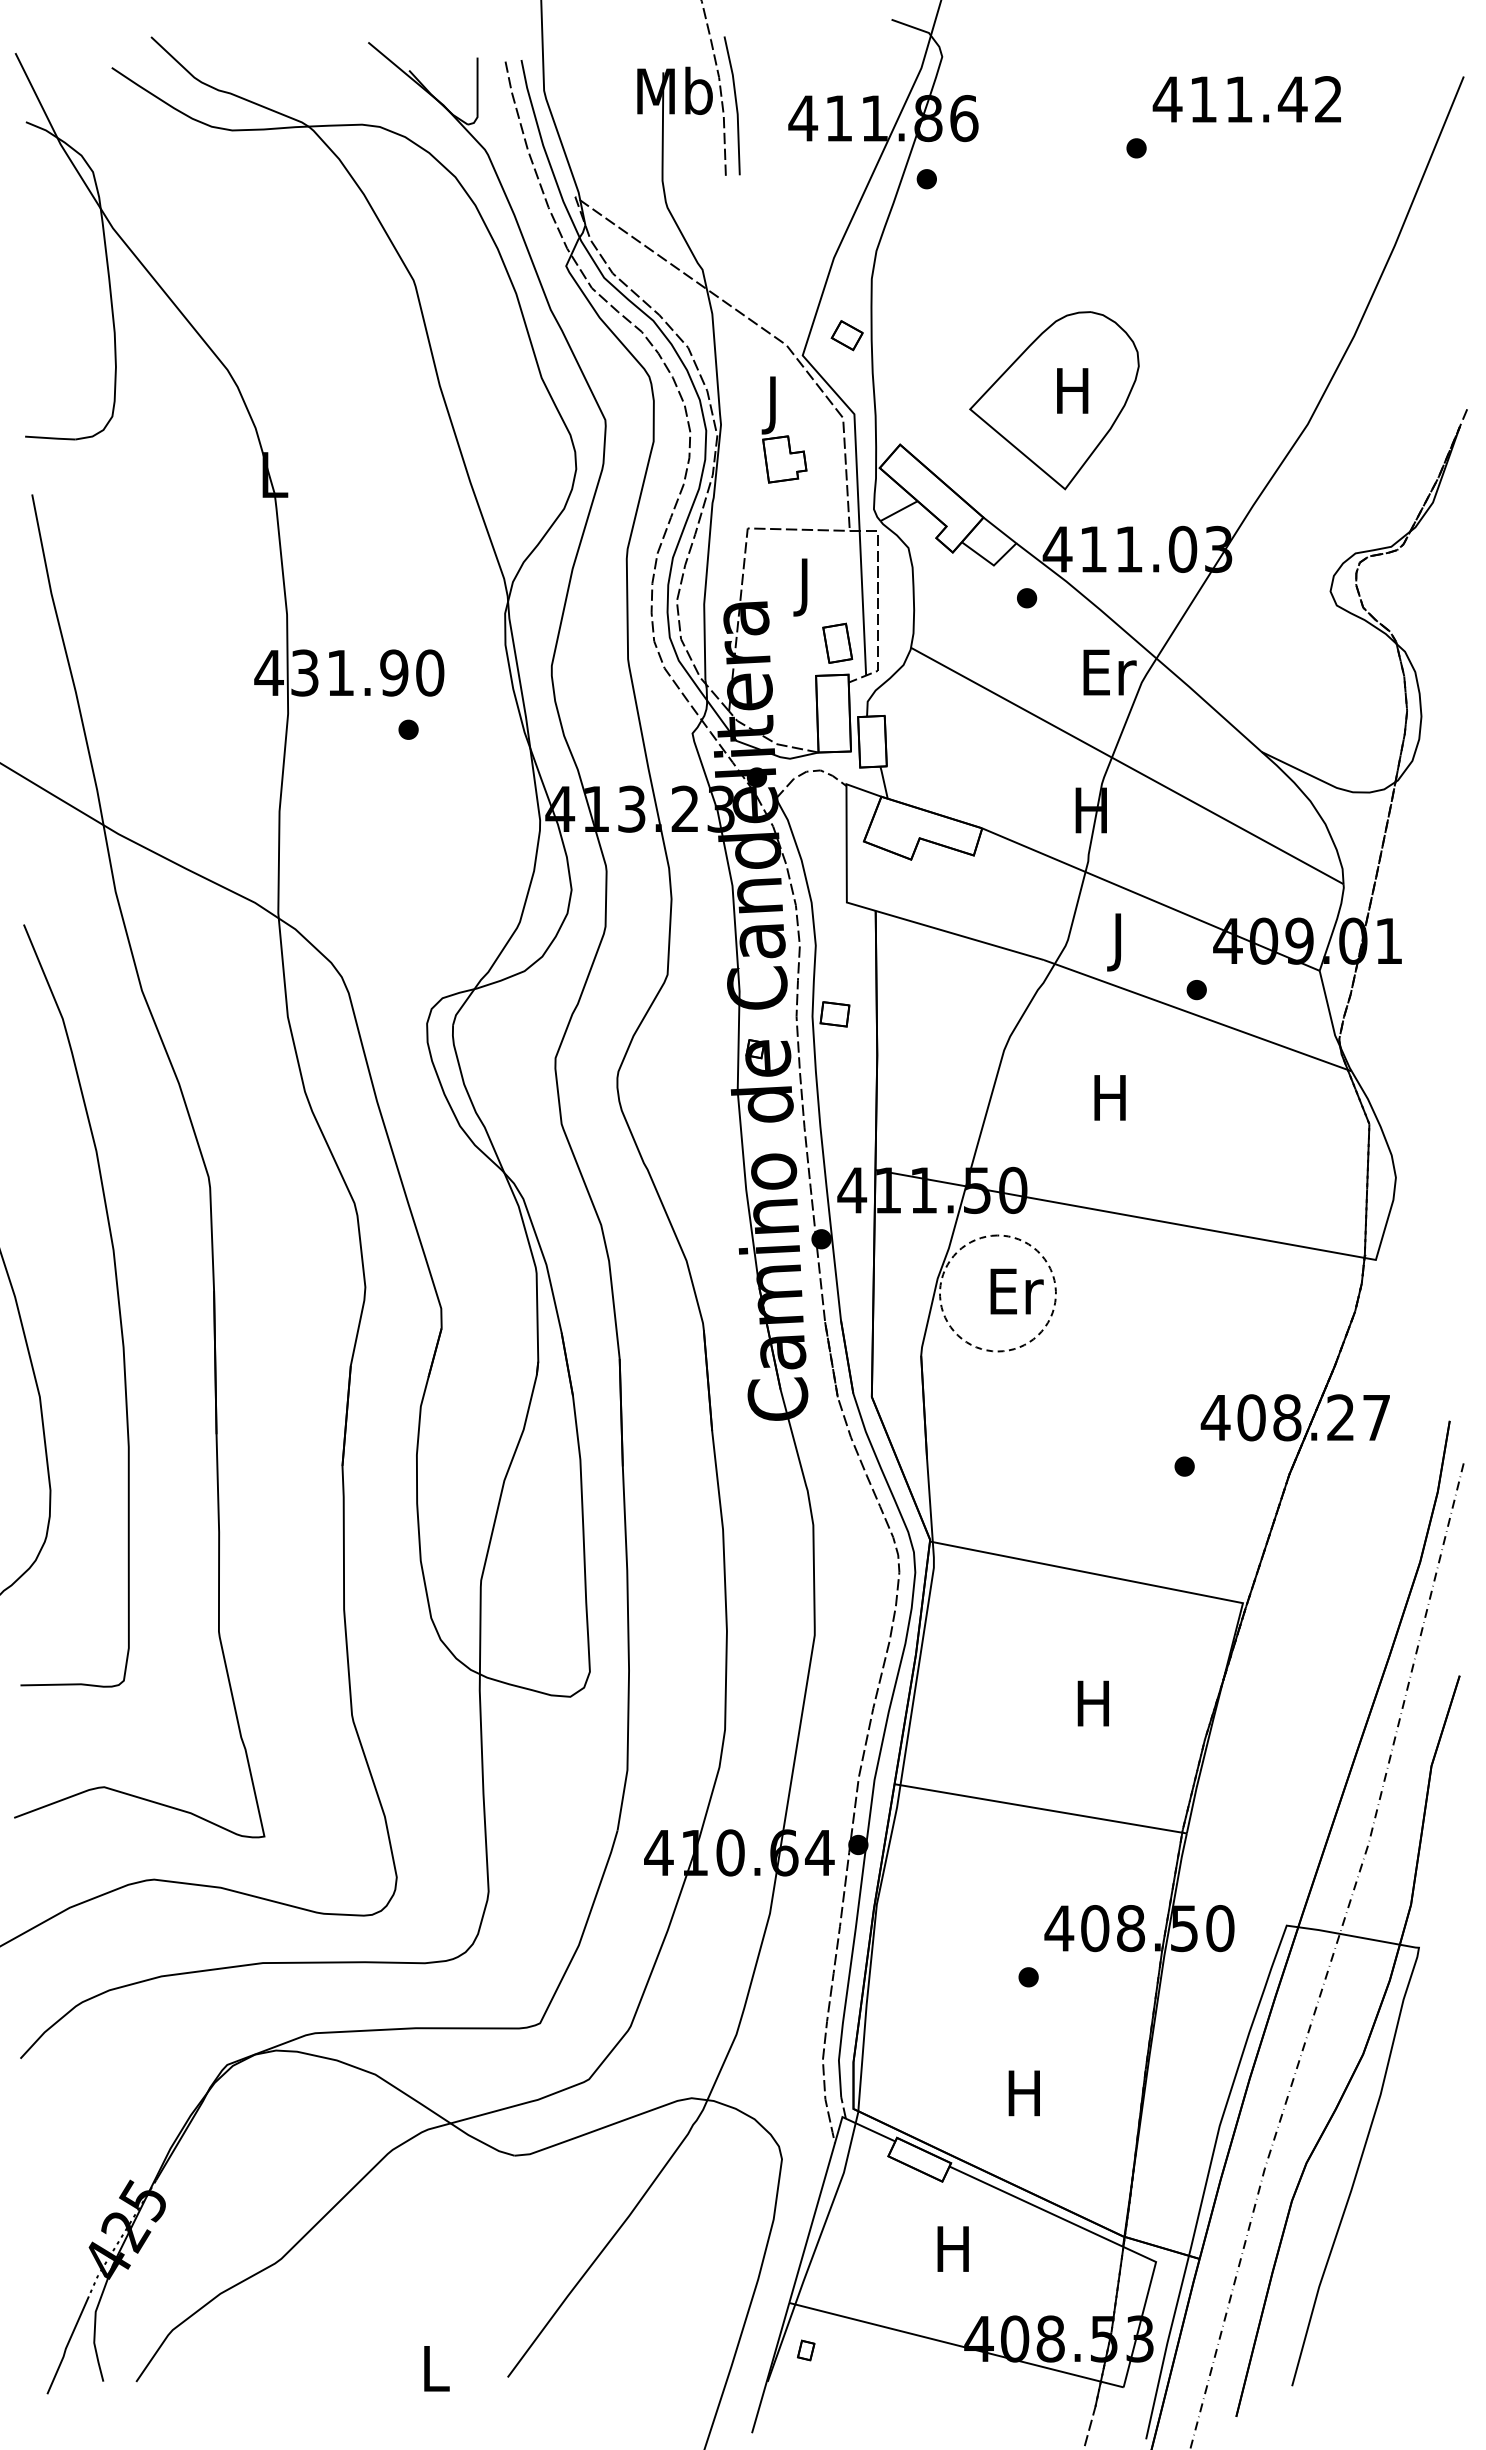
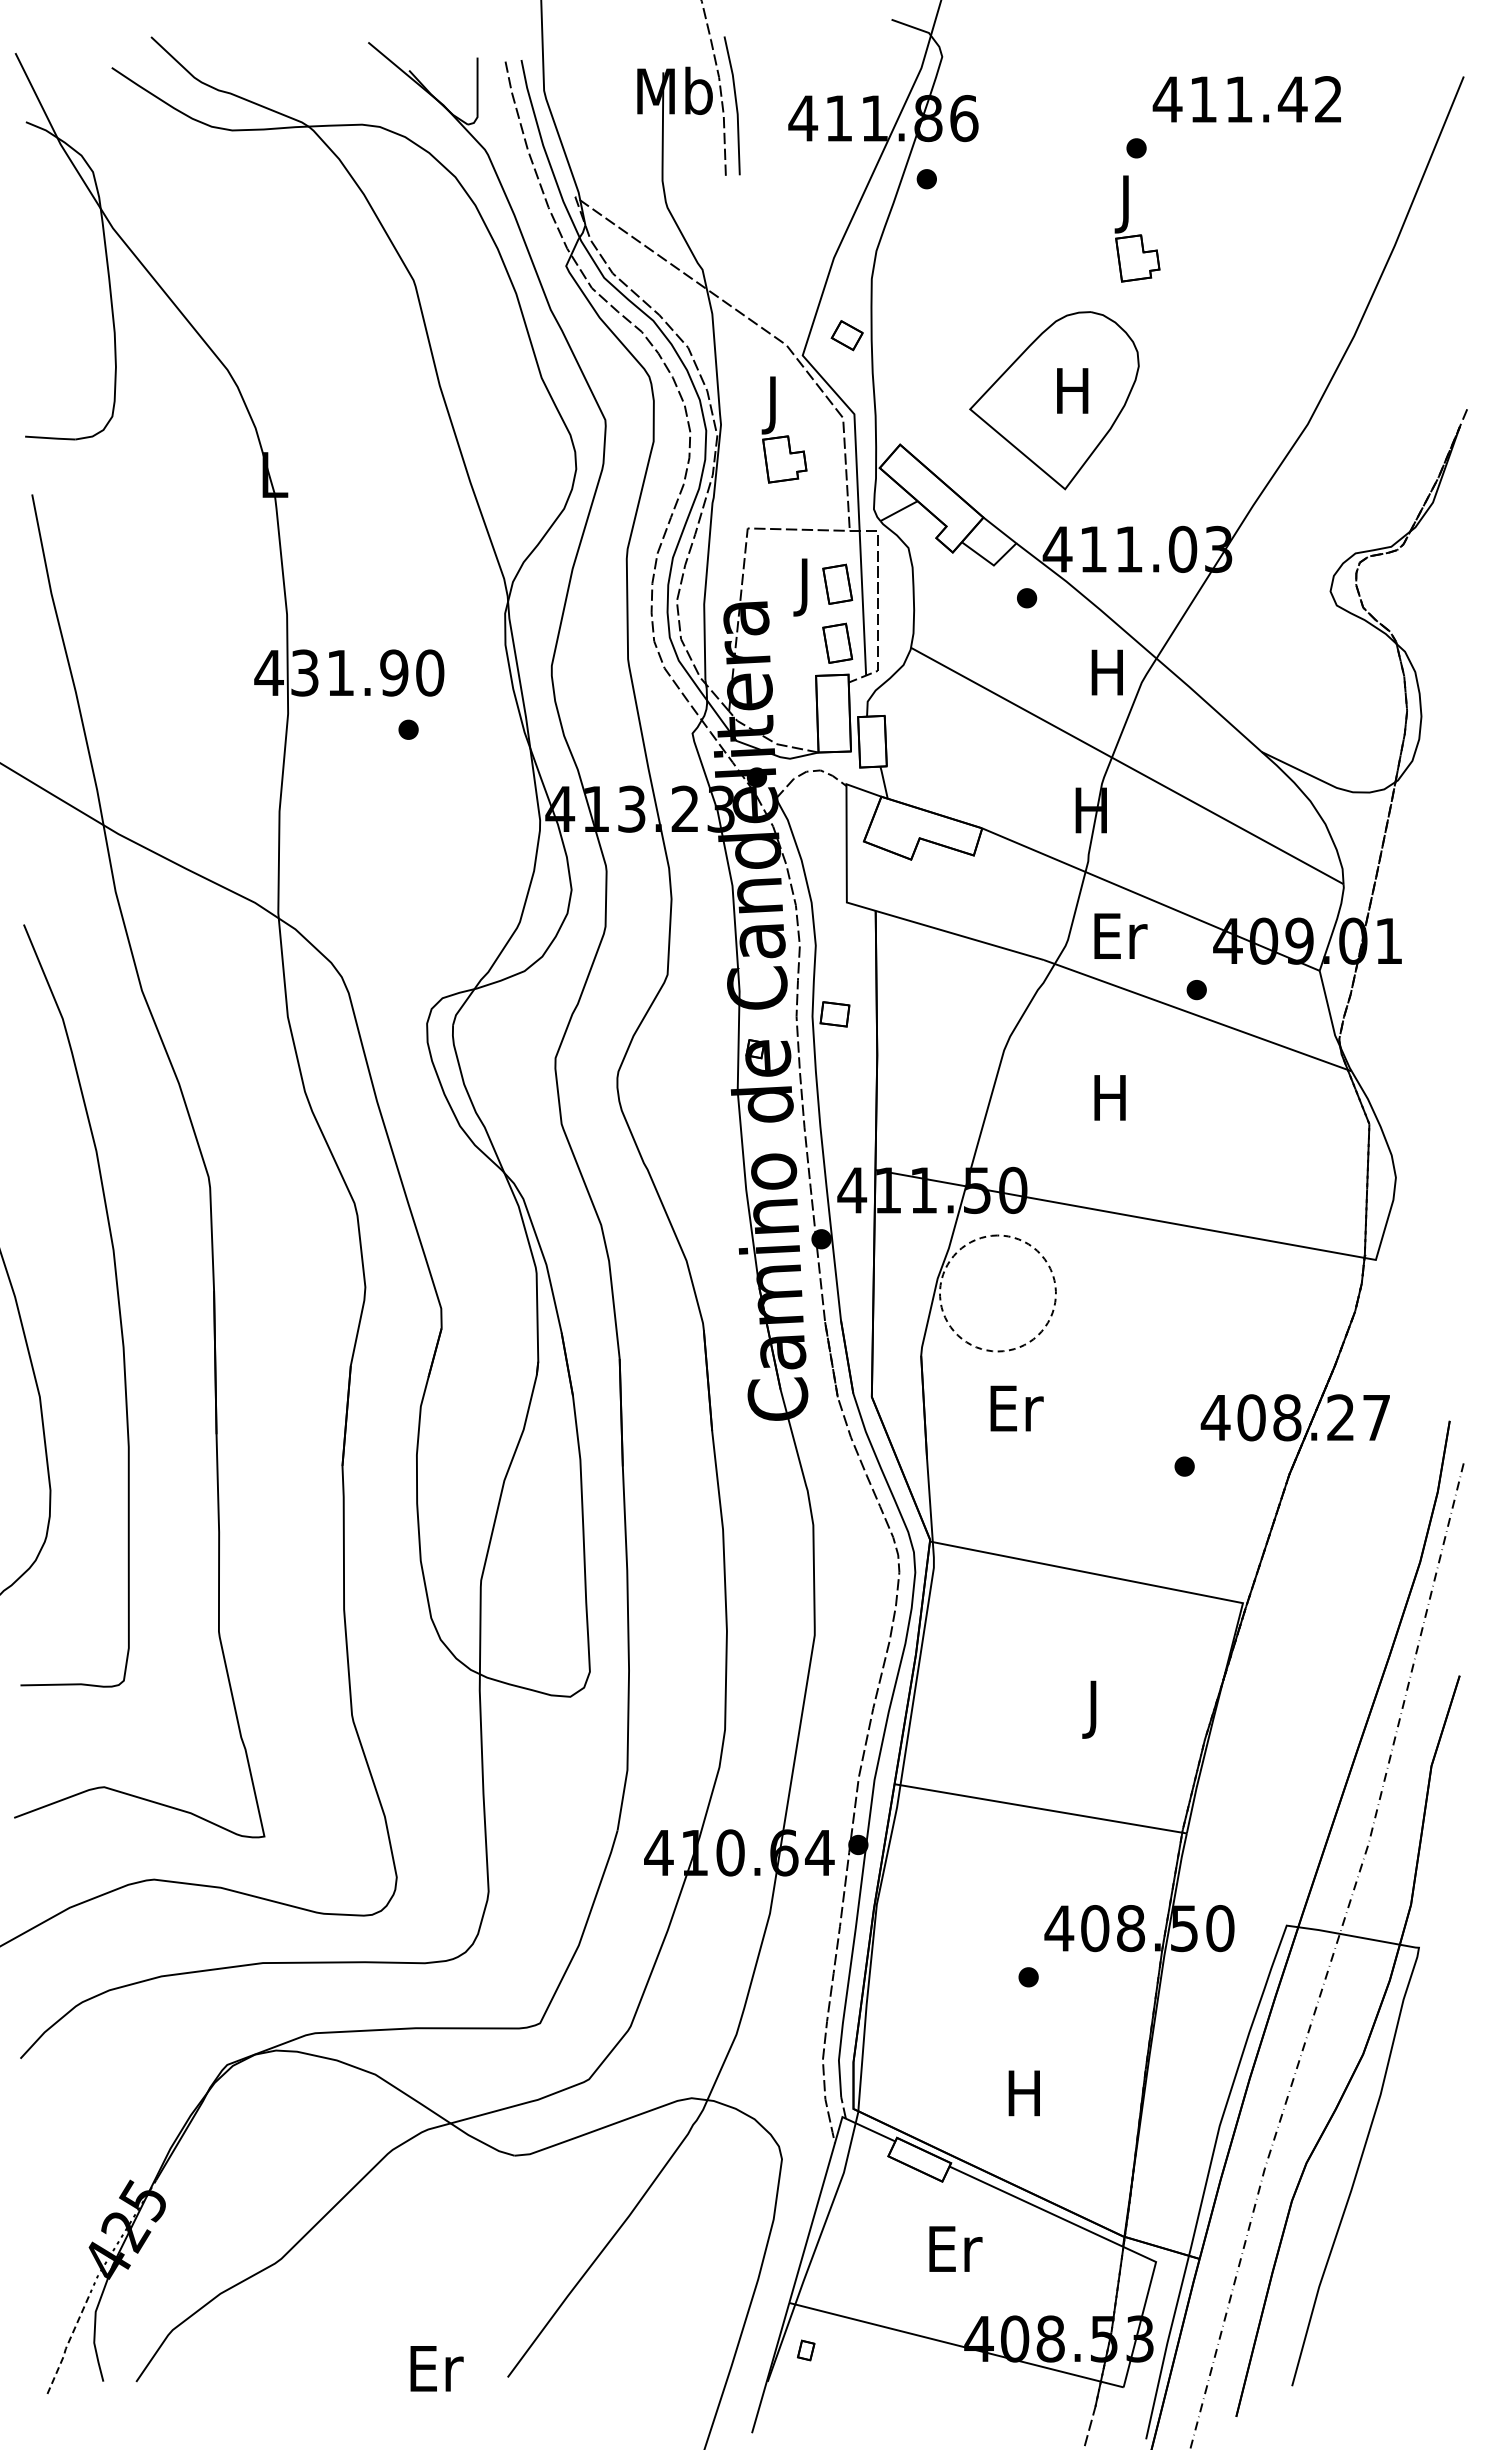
part: none -> present (1137, 228)
part: none -> present (837, 583)
text: Er -> H (1109, 672)
text: J -> Er (1120, 942)
text position: (1016, 1291) -> (1016, 1408) (1016, 1408)
text: H -> J (1092, 1709)
text: H -> Er (955, 2248)
line: solid -> dashed (67, 2346)
text: L -> Er (436, 2368)
